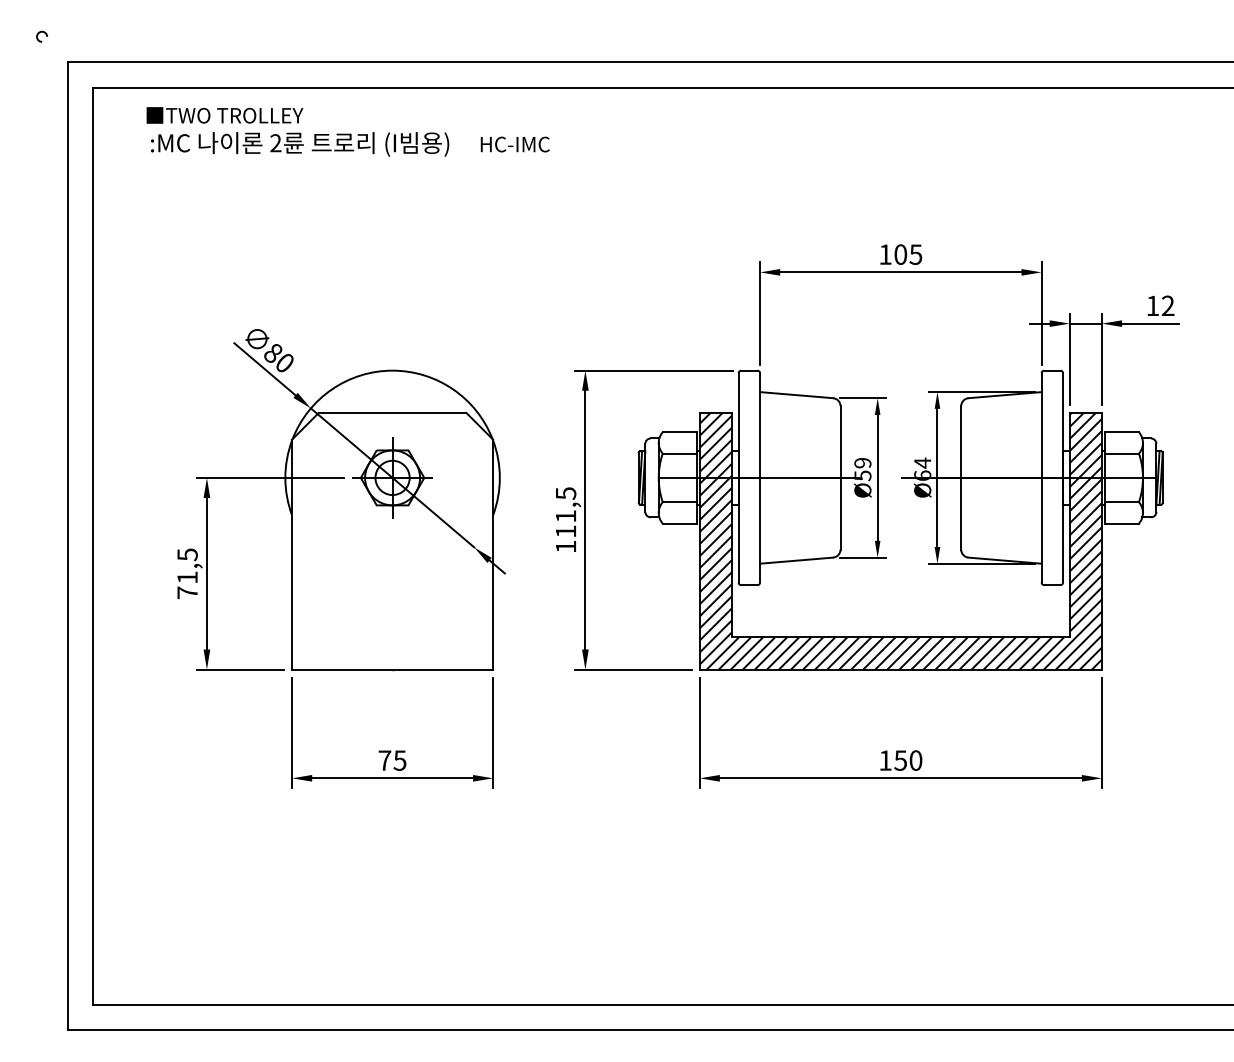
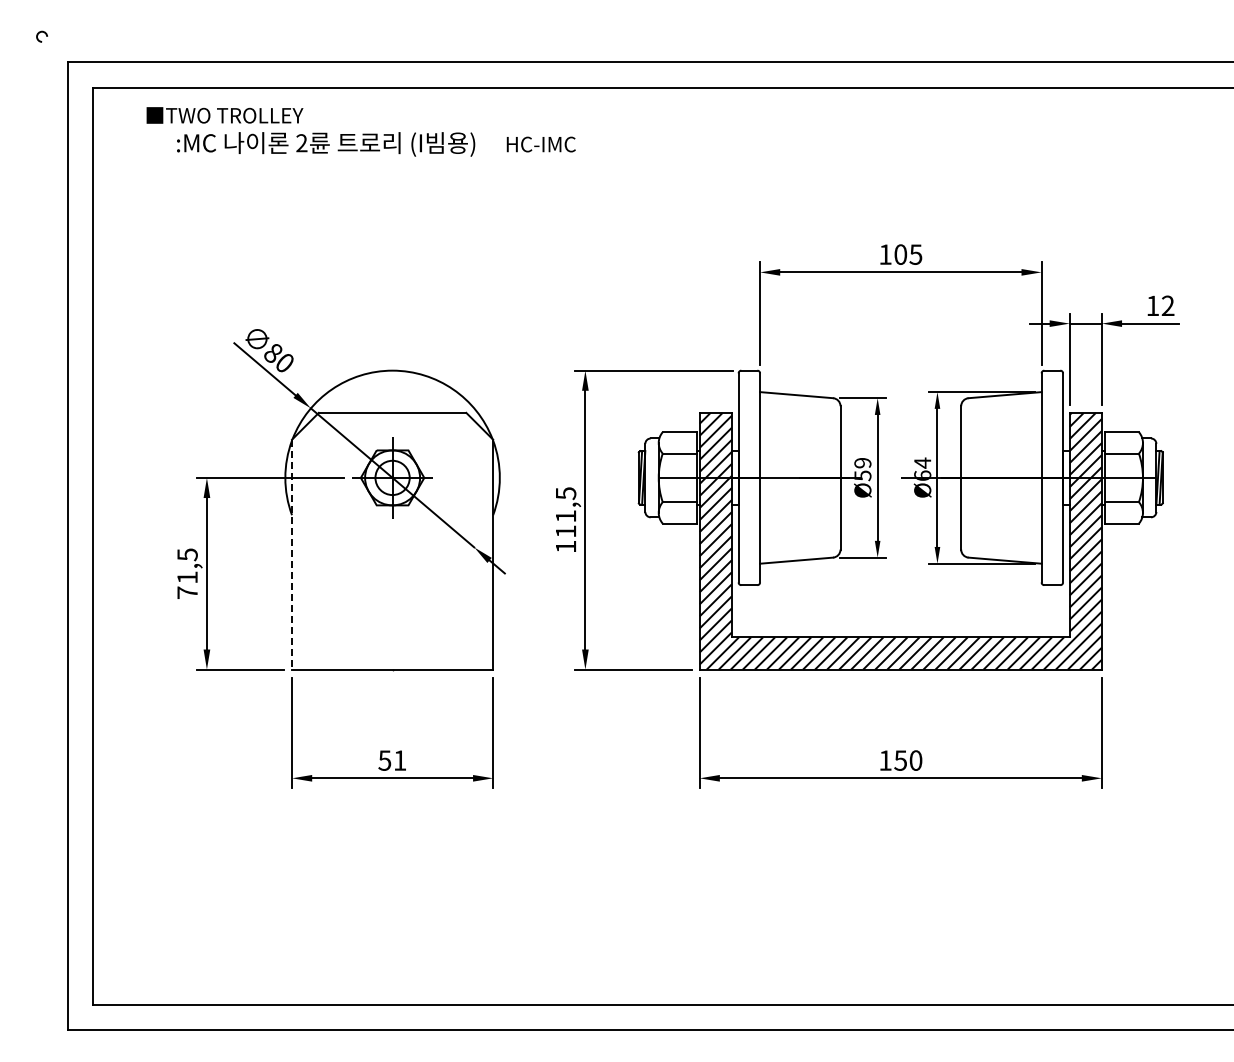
text position: (350, 144) -> (376, 144) (376, 144)
line: solid -> dashed (292, 554)
text: 75 -> 51 (392, 760)
